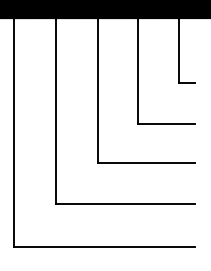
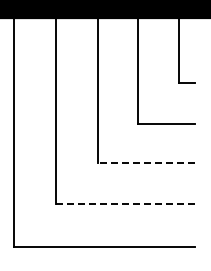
line: solid -> dashed (145, 163)
line: solid -> dashed (124, 203)
